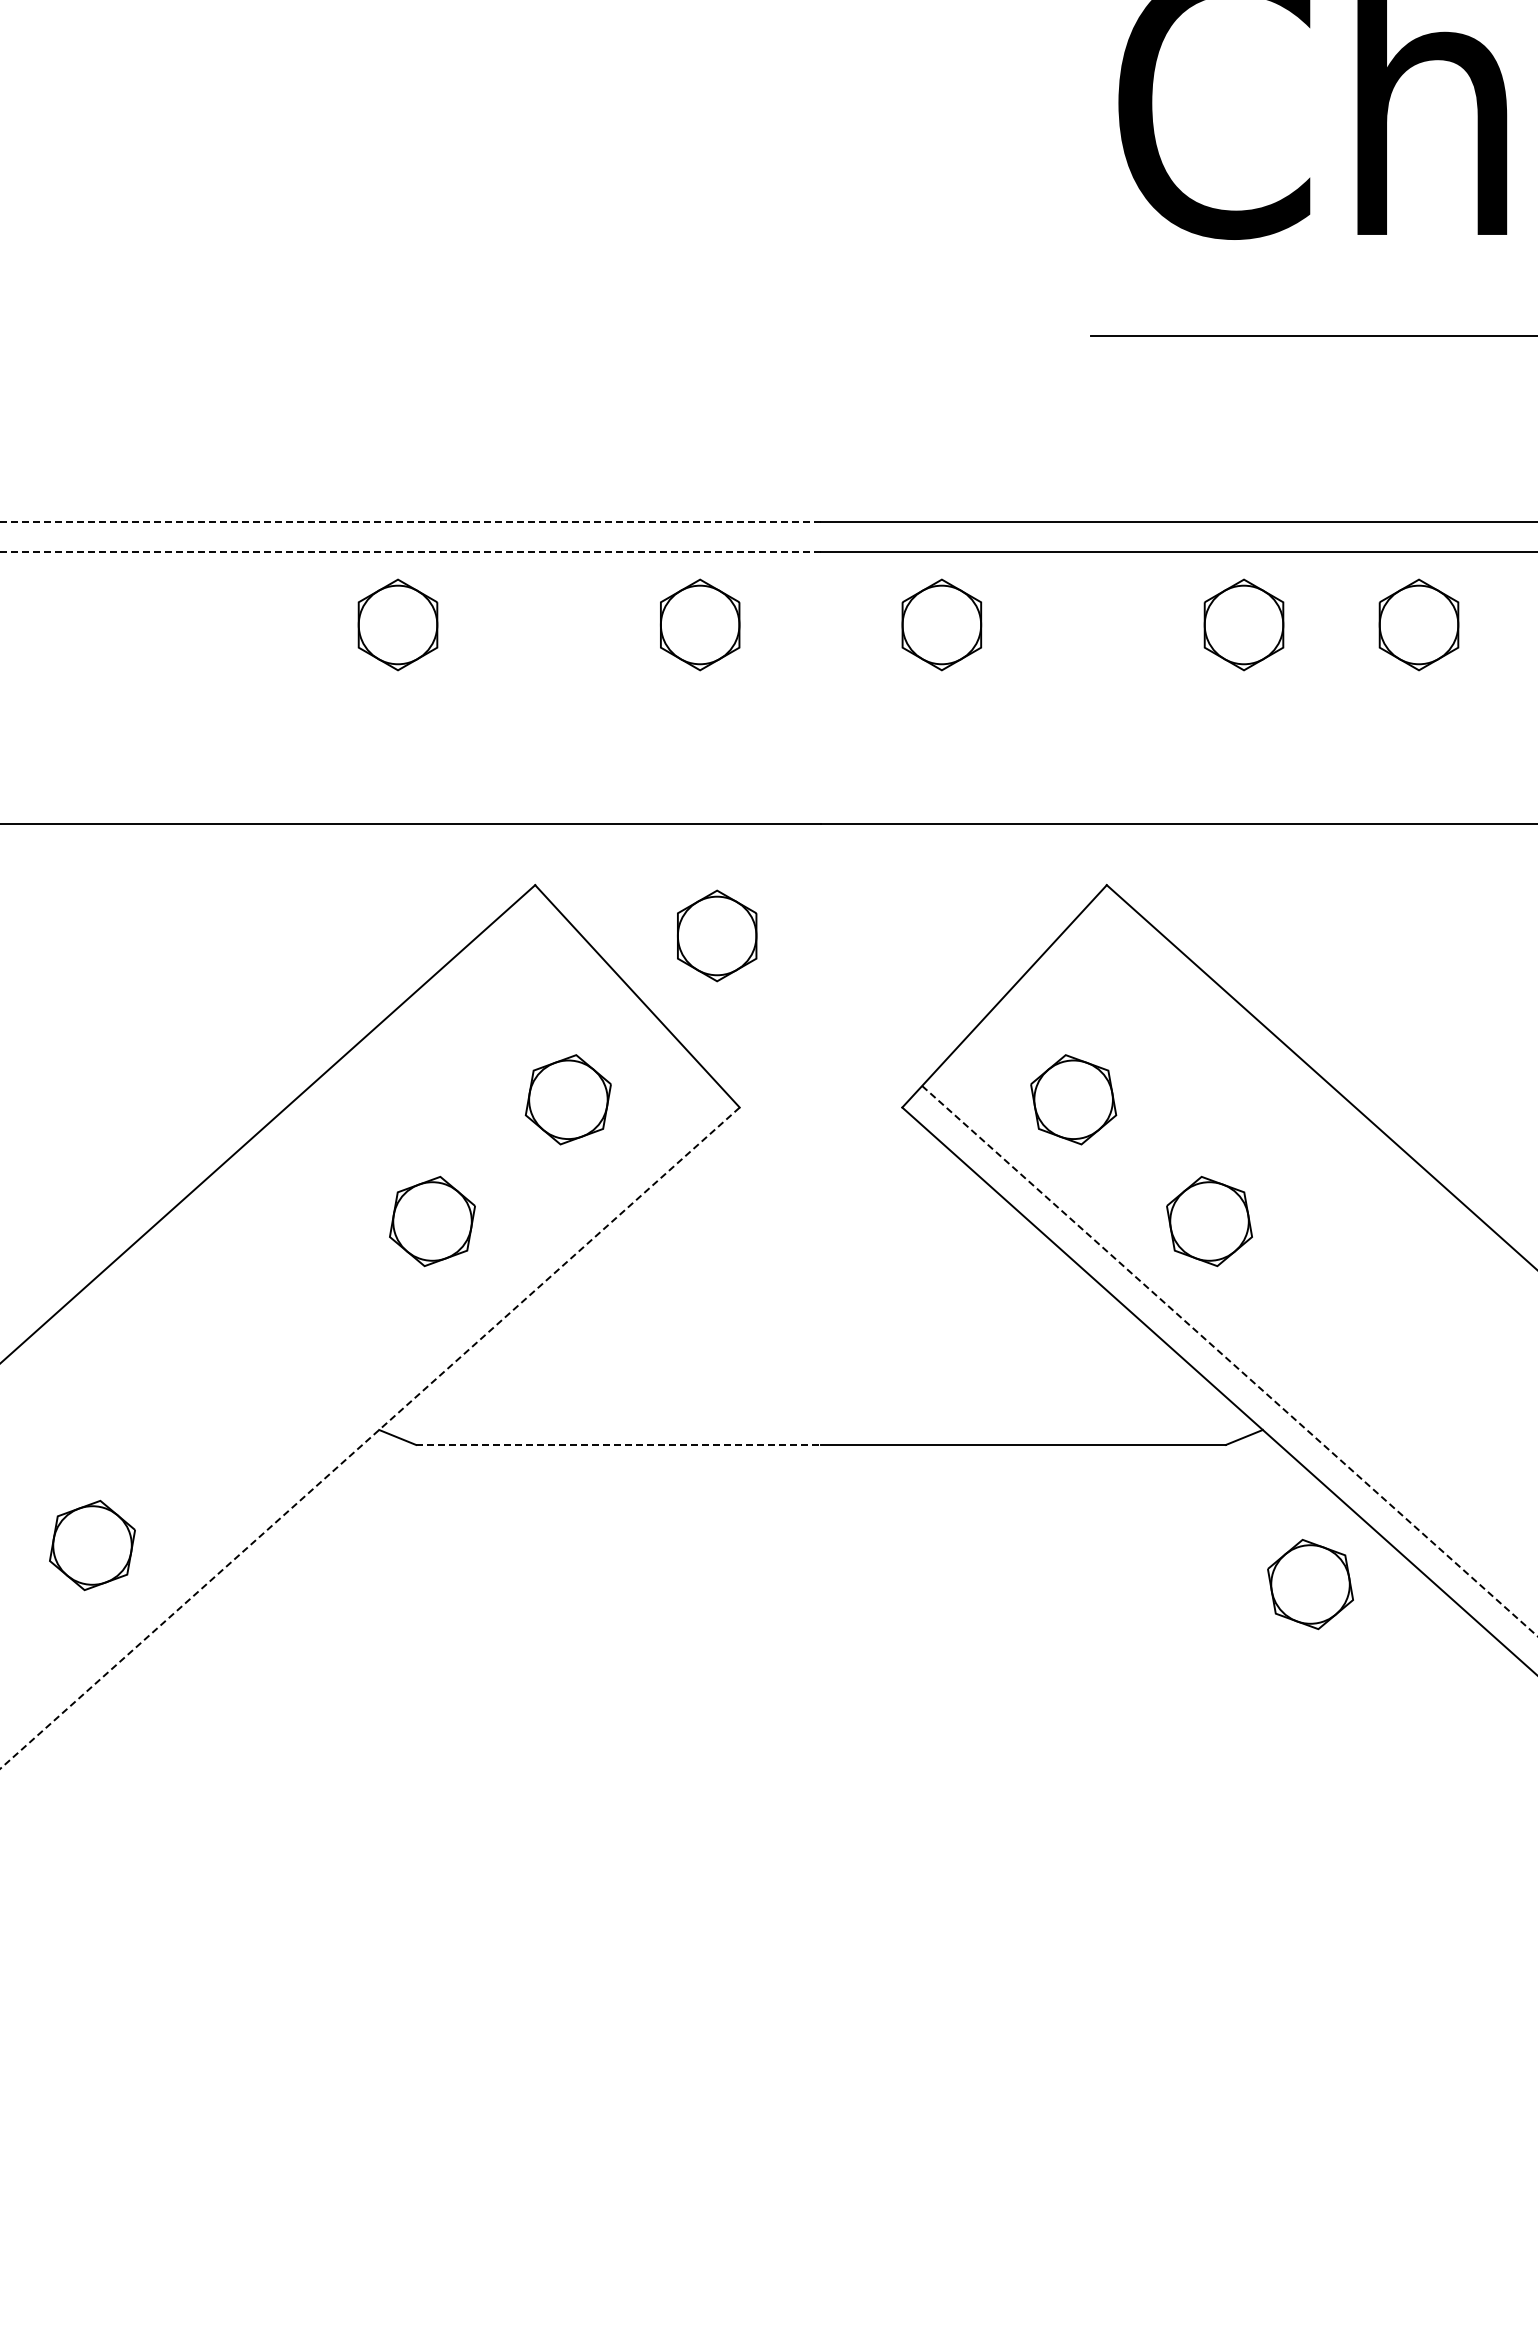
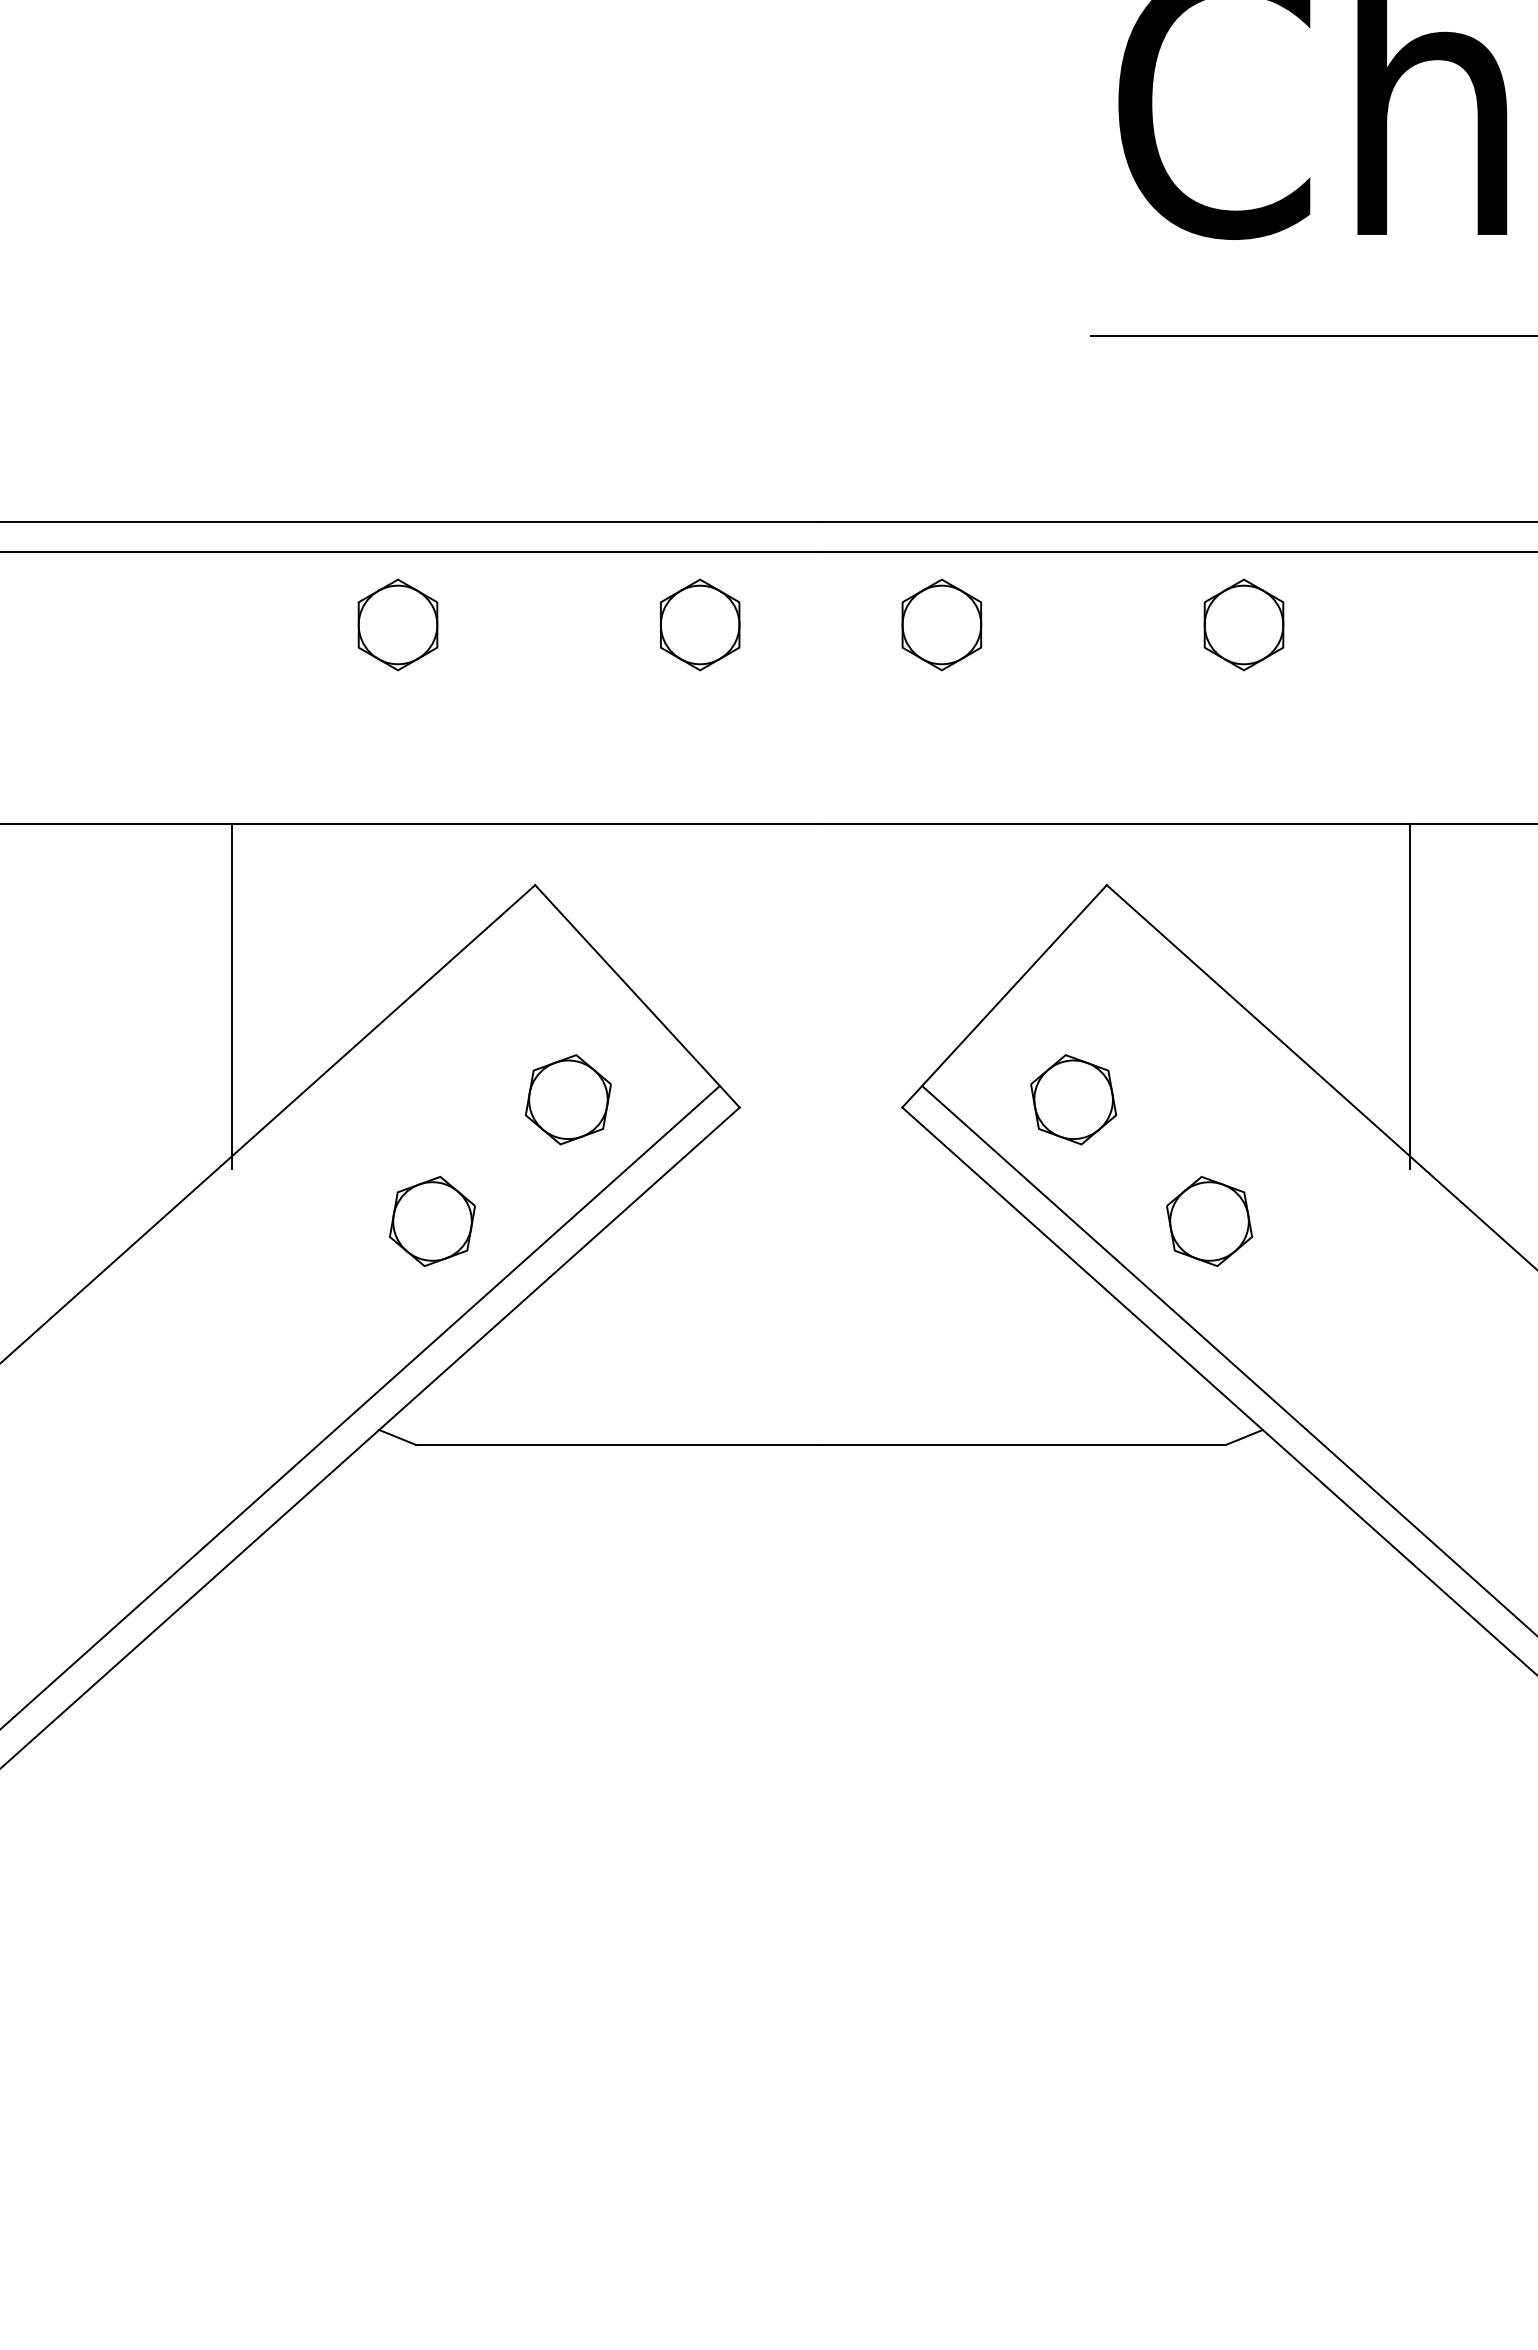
line: dashed -> solid (410, 522)
line: dashed -> solid (410, 551)
part: present -> none (1418, 624)
part: present -> none (717, 935)
line: none -> present (231, 996)
line: none -> present (1410, 996)
line: dashed -> solid (1229, 1361)
line: none -> present (360, 1406)
line: dashed -> solid (370, 1438)
line: dashed -> solid (619, 1444)
part: present -> none (92, 1545)
part: present -> none (1310, 1584)
